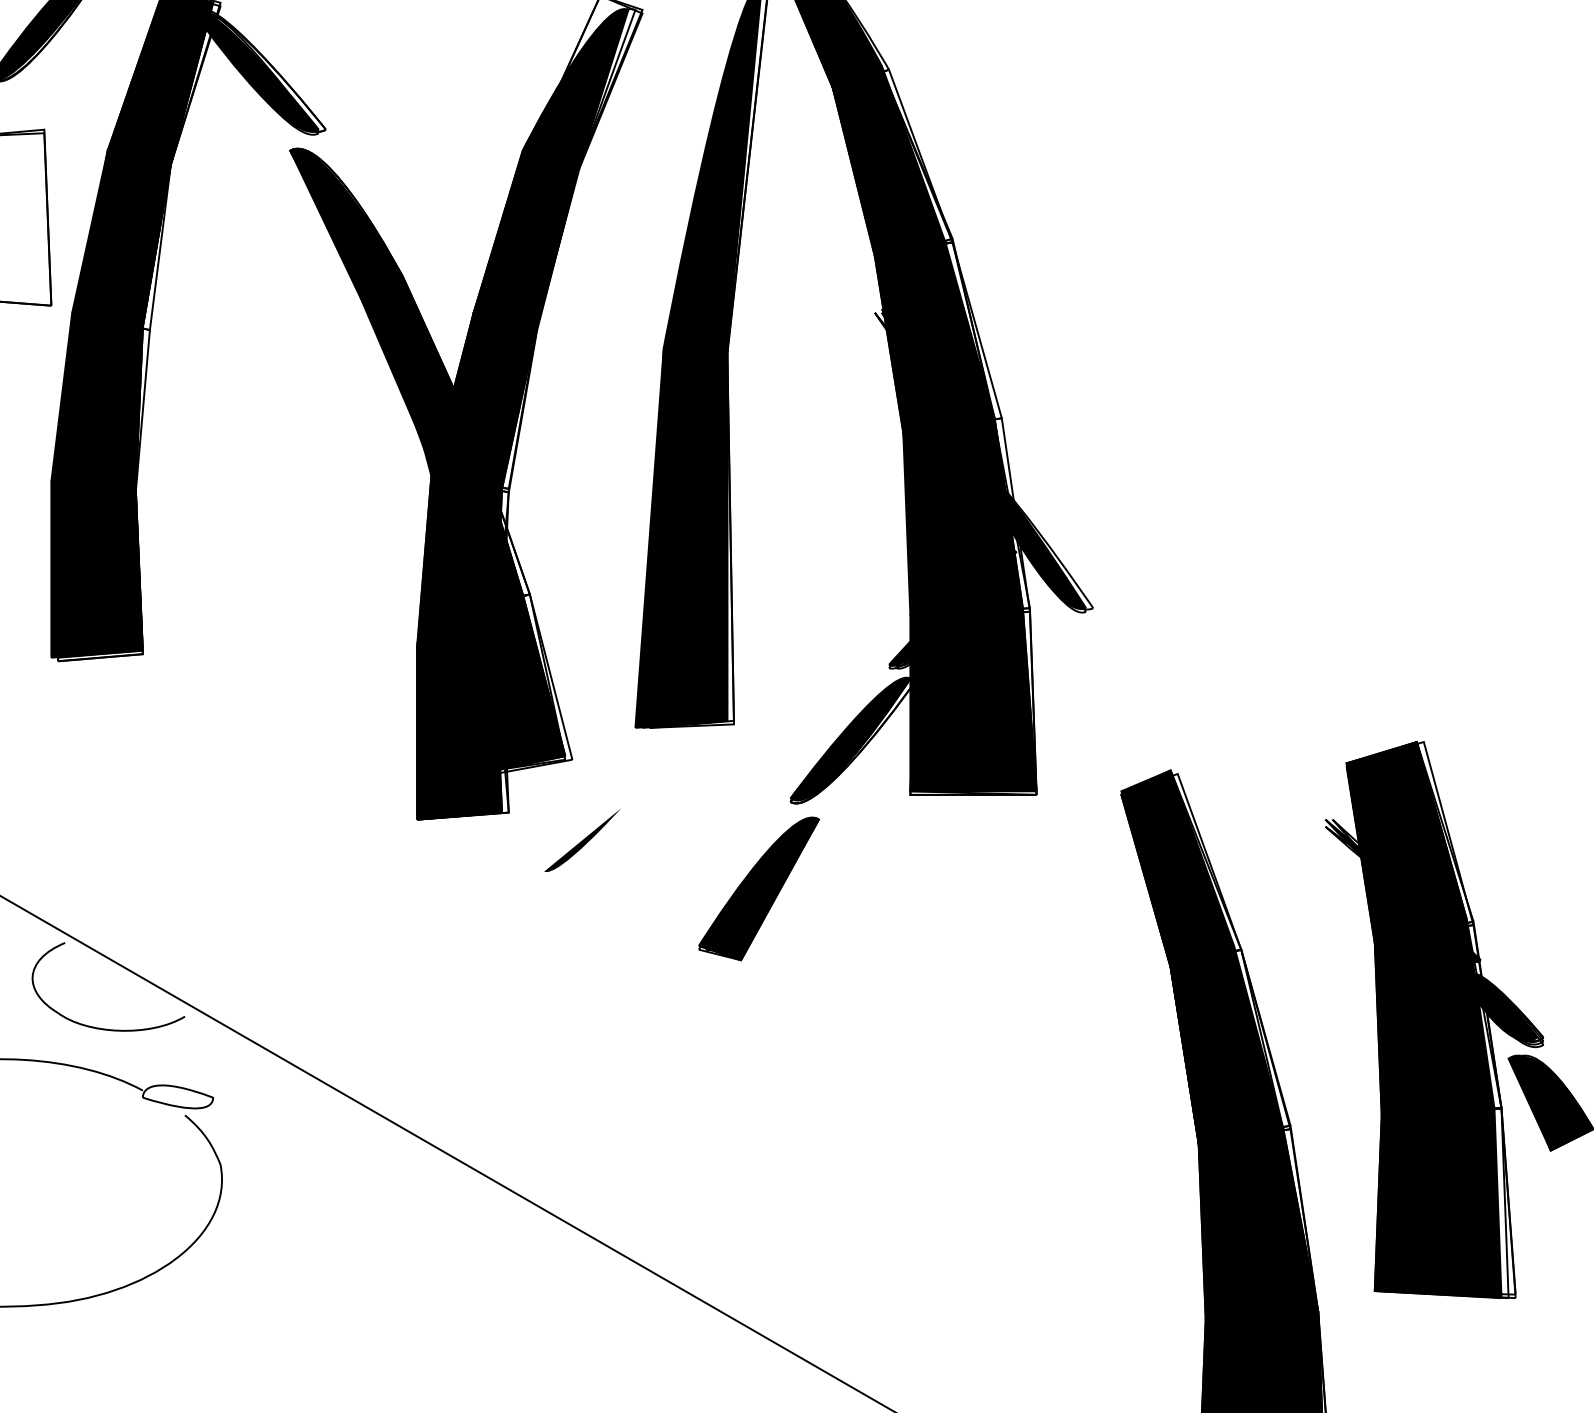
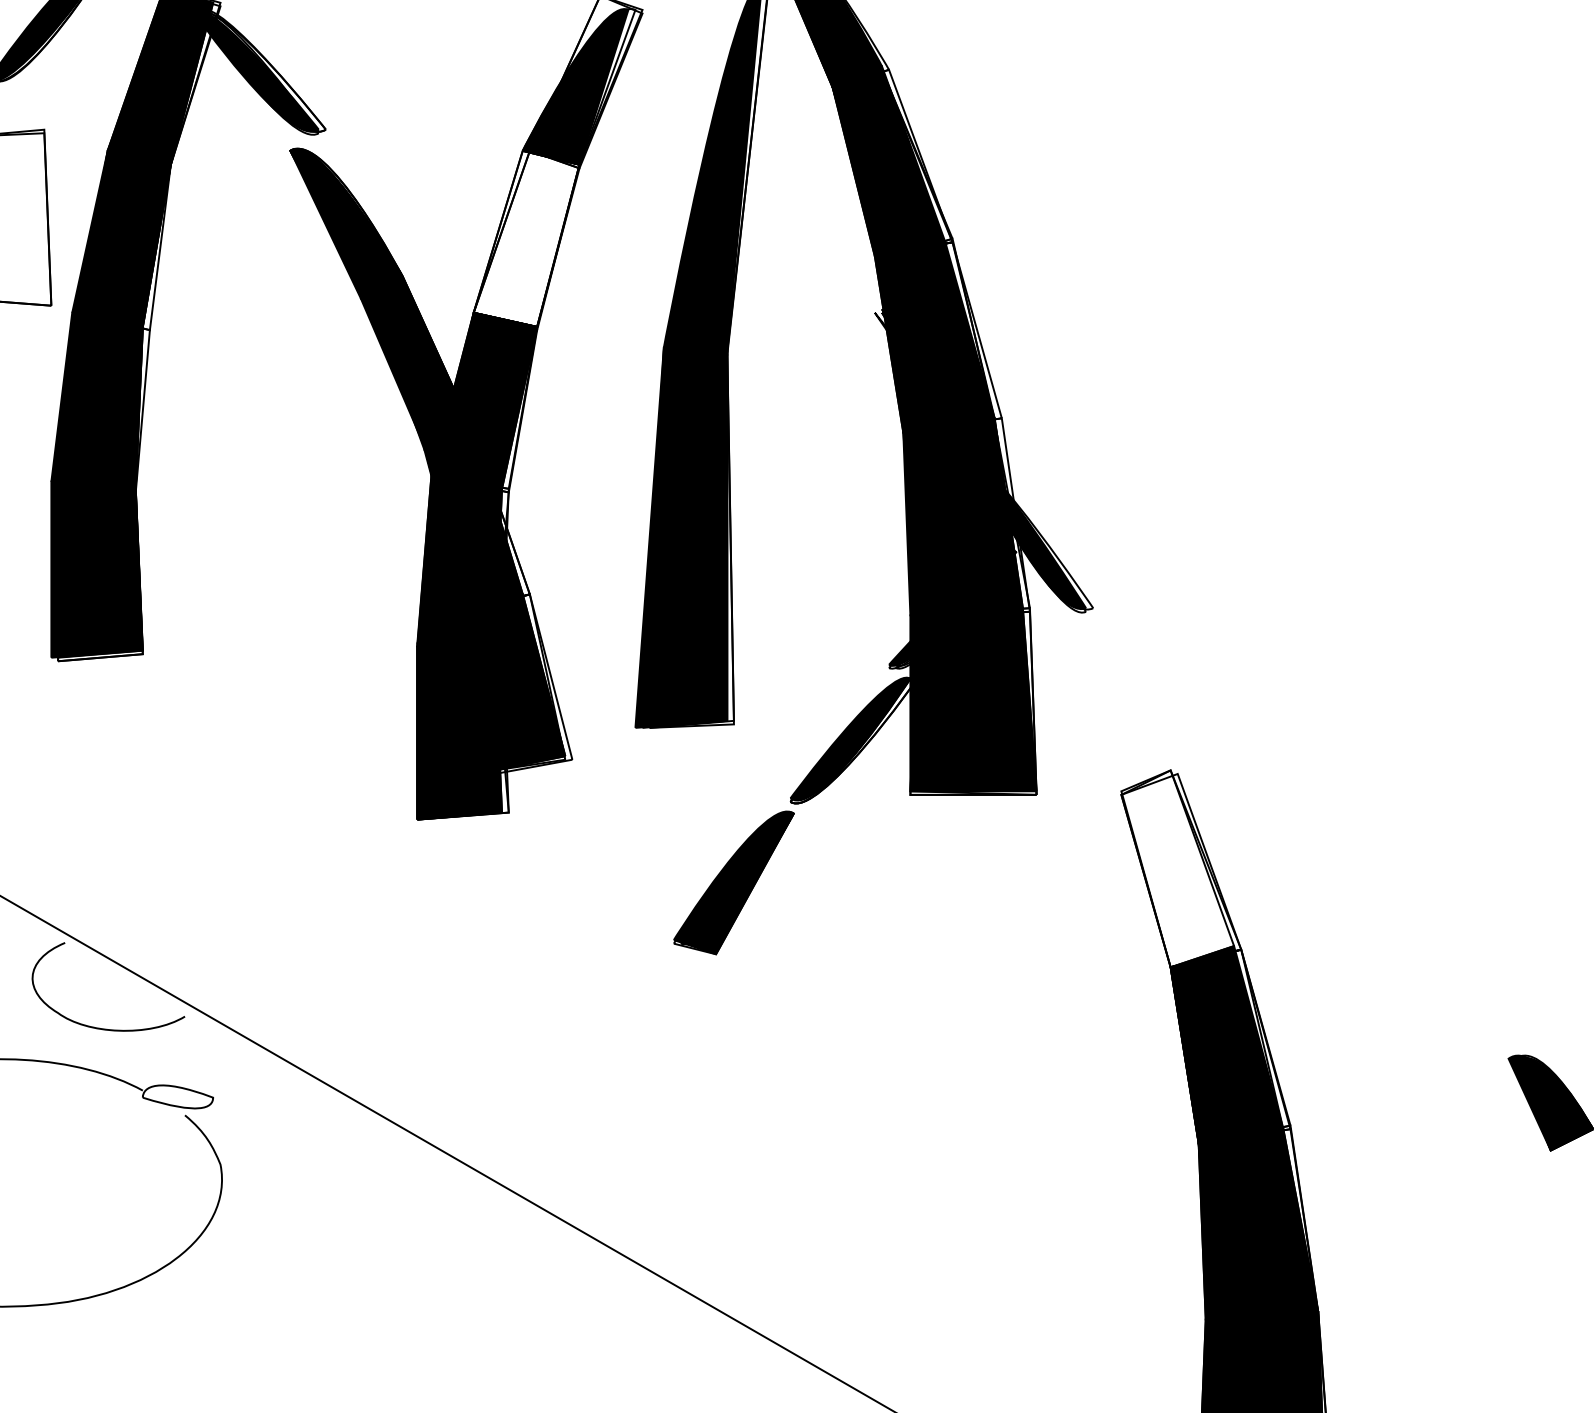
fill: present -> none (526, 238)
part: present -> none (582, 840)
fill: present -> none (1177, 868)
part position: (758, 888) -> (733, 882) (733, 882)
part: present -> none (1434, 1019)
